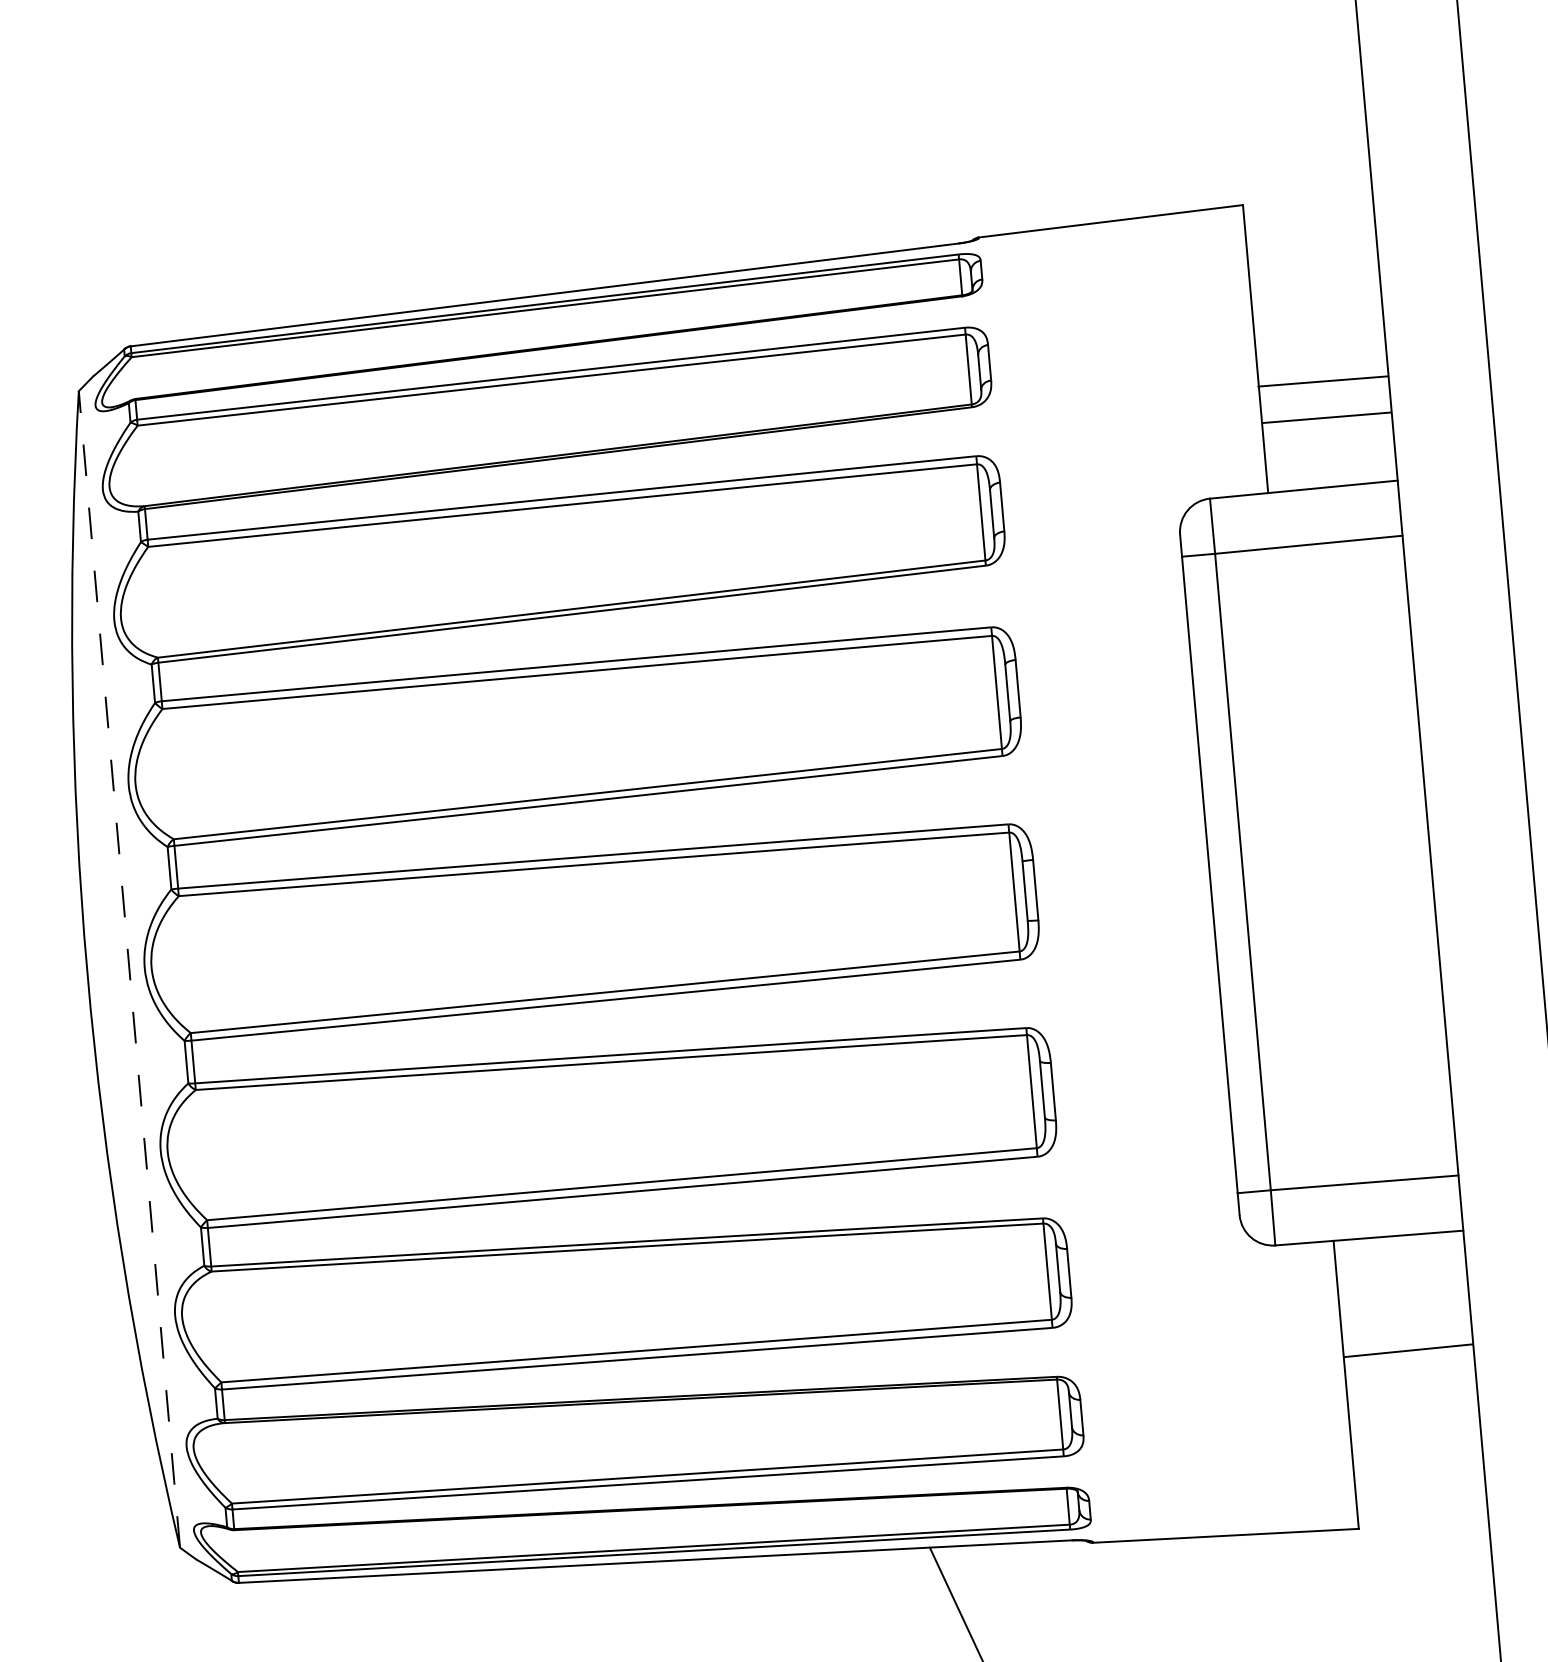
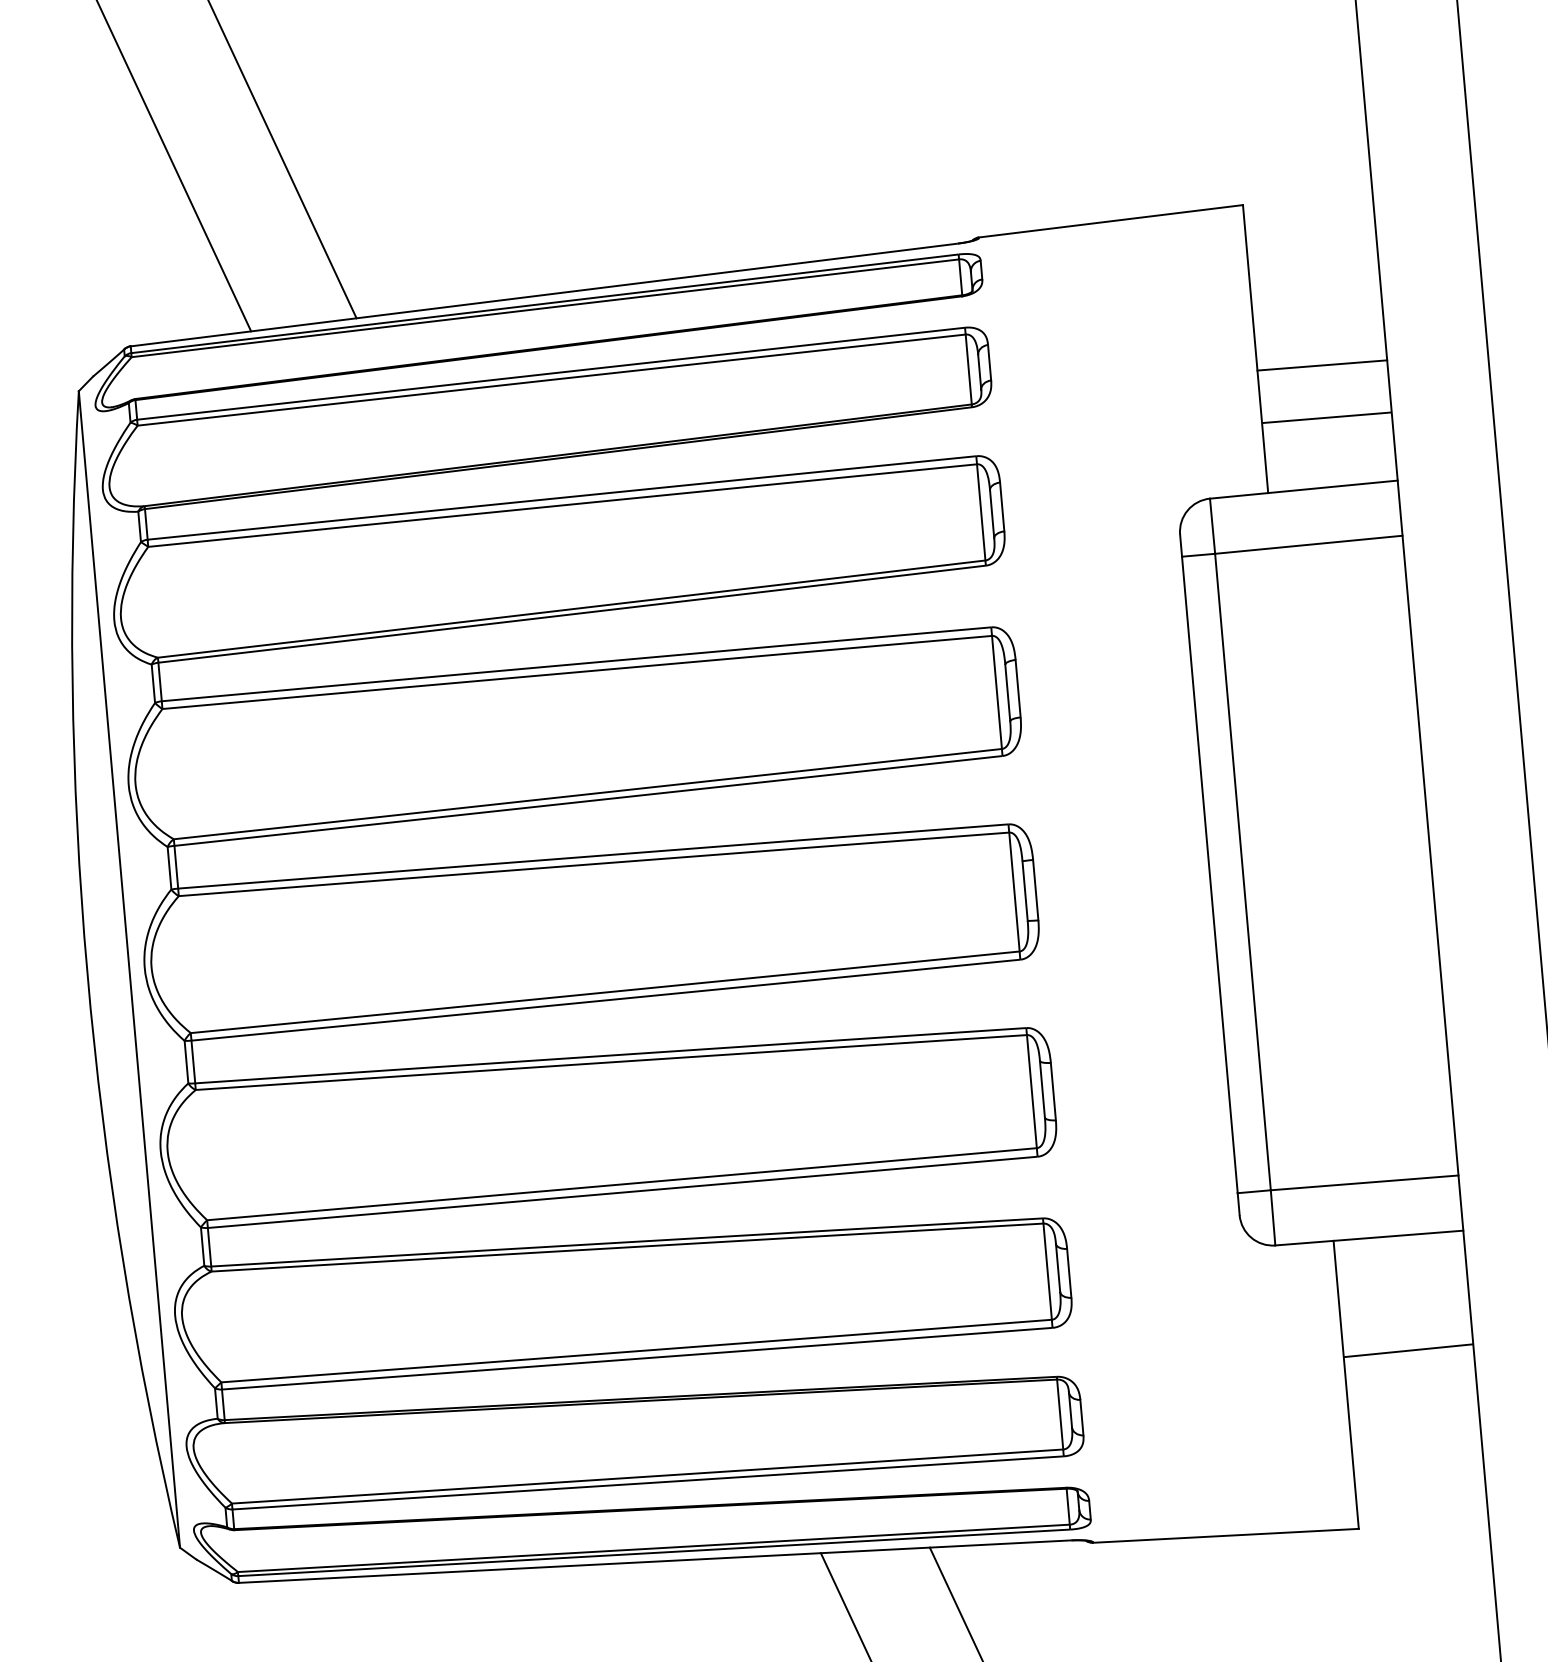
line: none -> present (282, 160)
line: none -> present (174, 166)
line position: (1323, 381) -> (1322, 365) (1322, 365)
line: dashed -> solid (129, 968)
line: none -> present (844, 1605)
